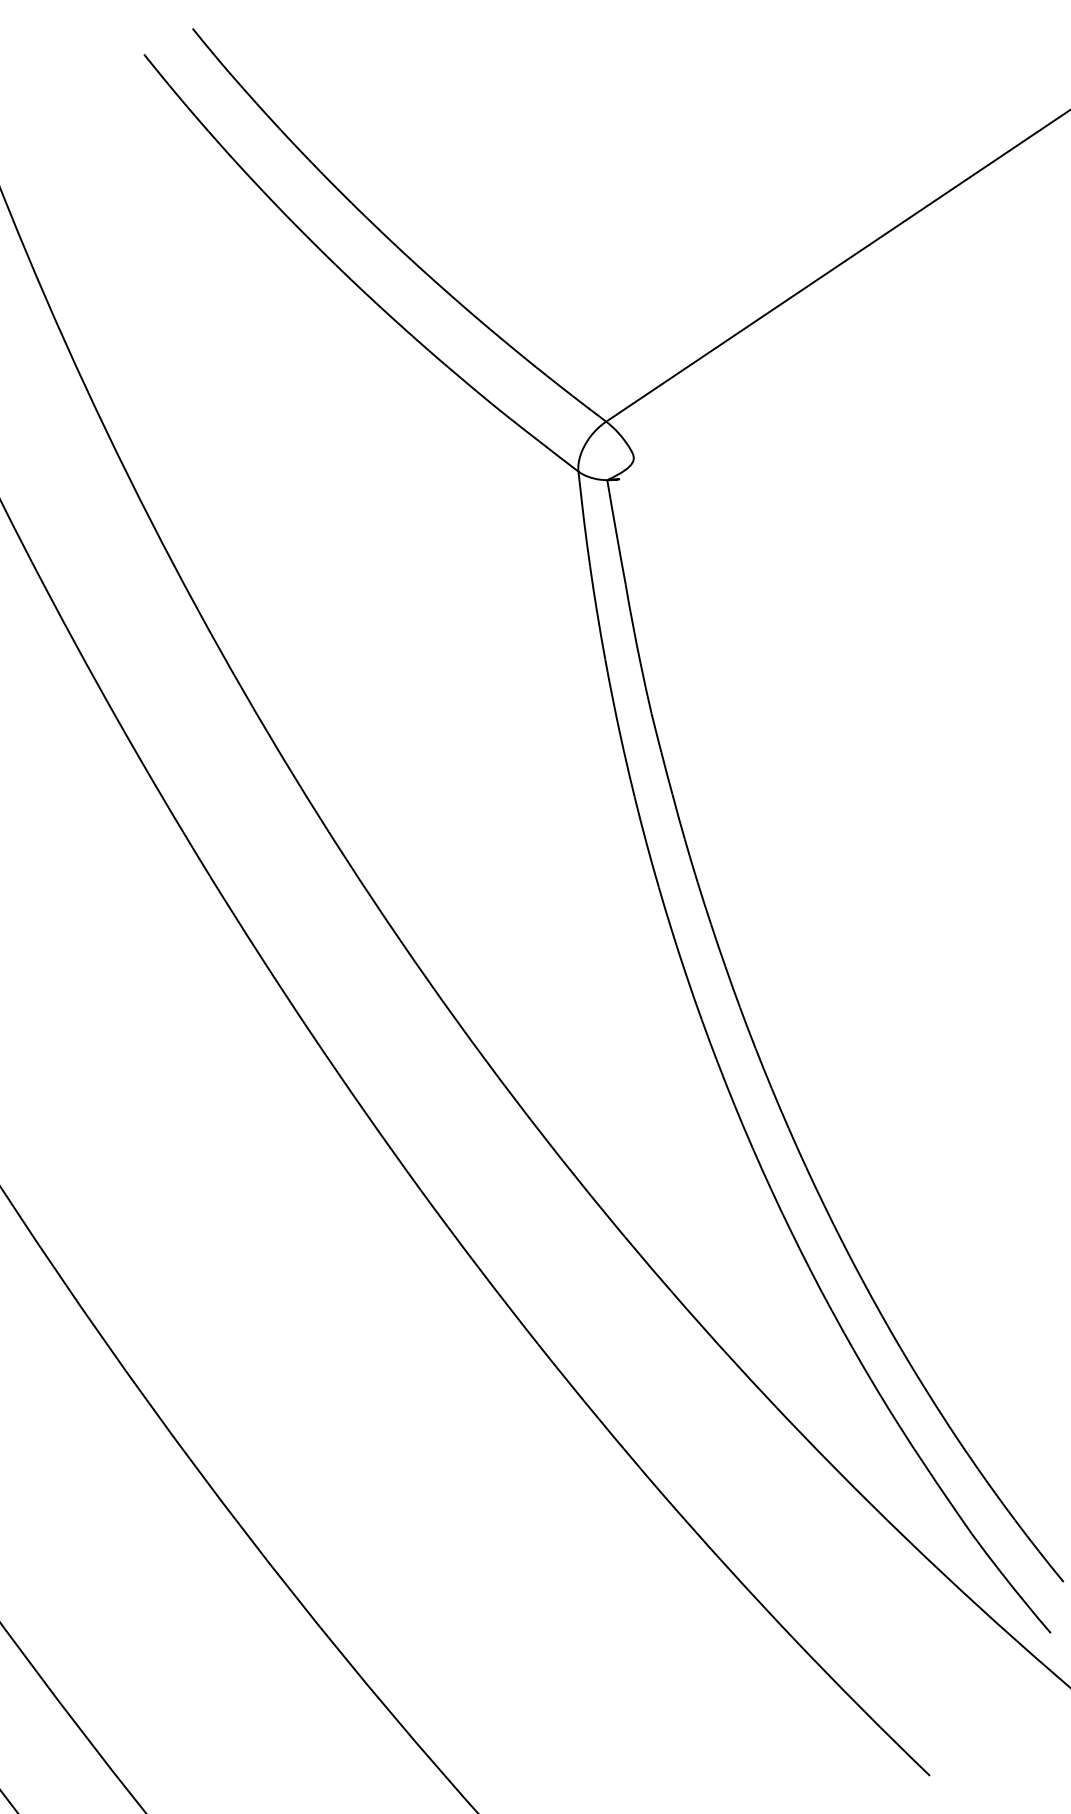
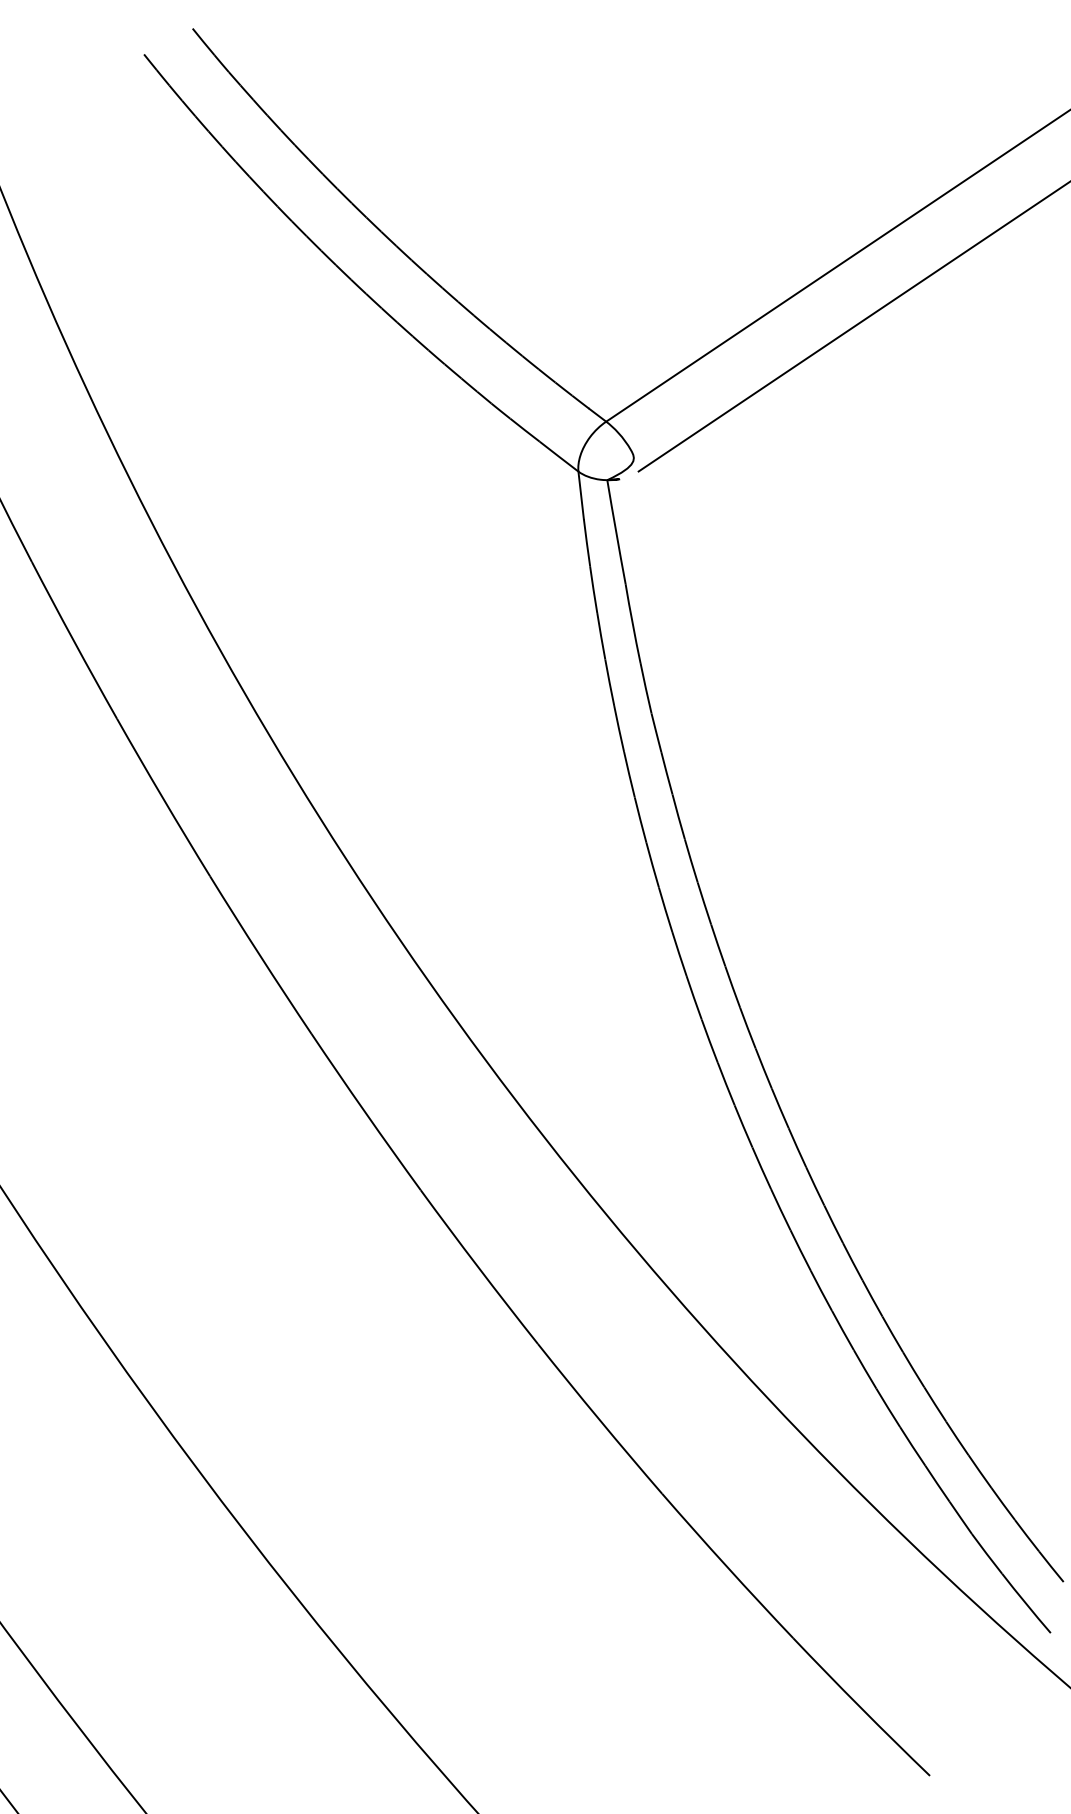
line: none -> present (852, 327)
